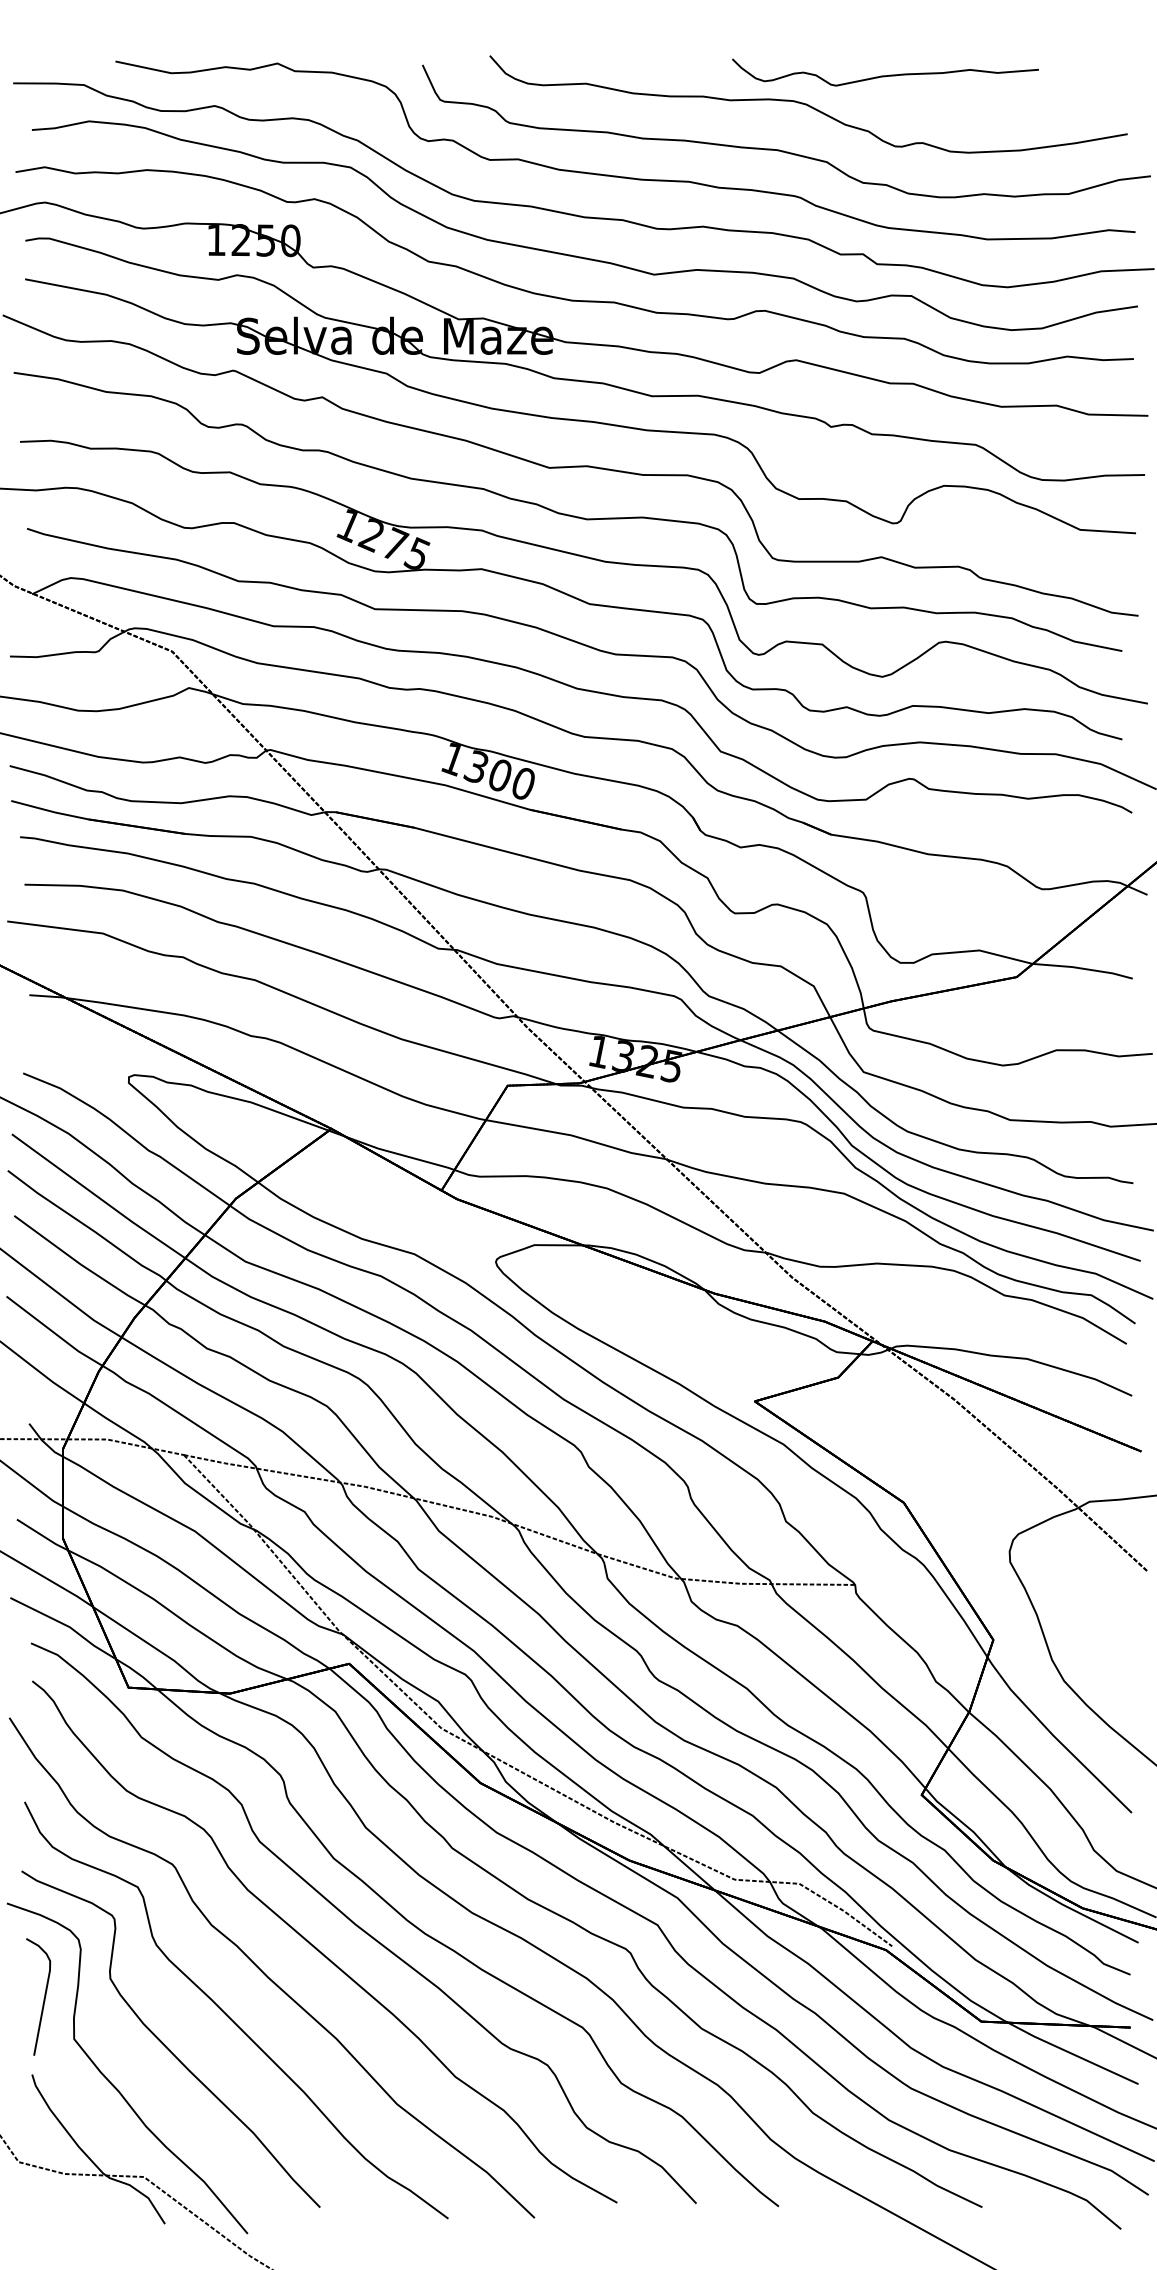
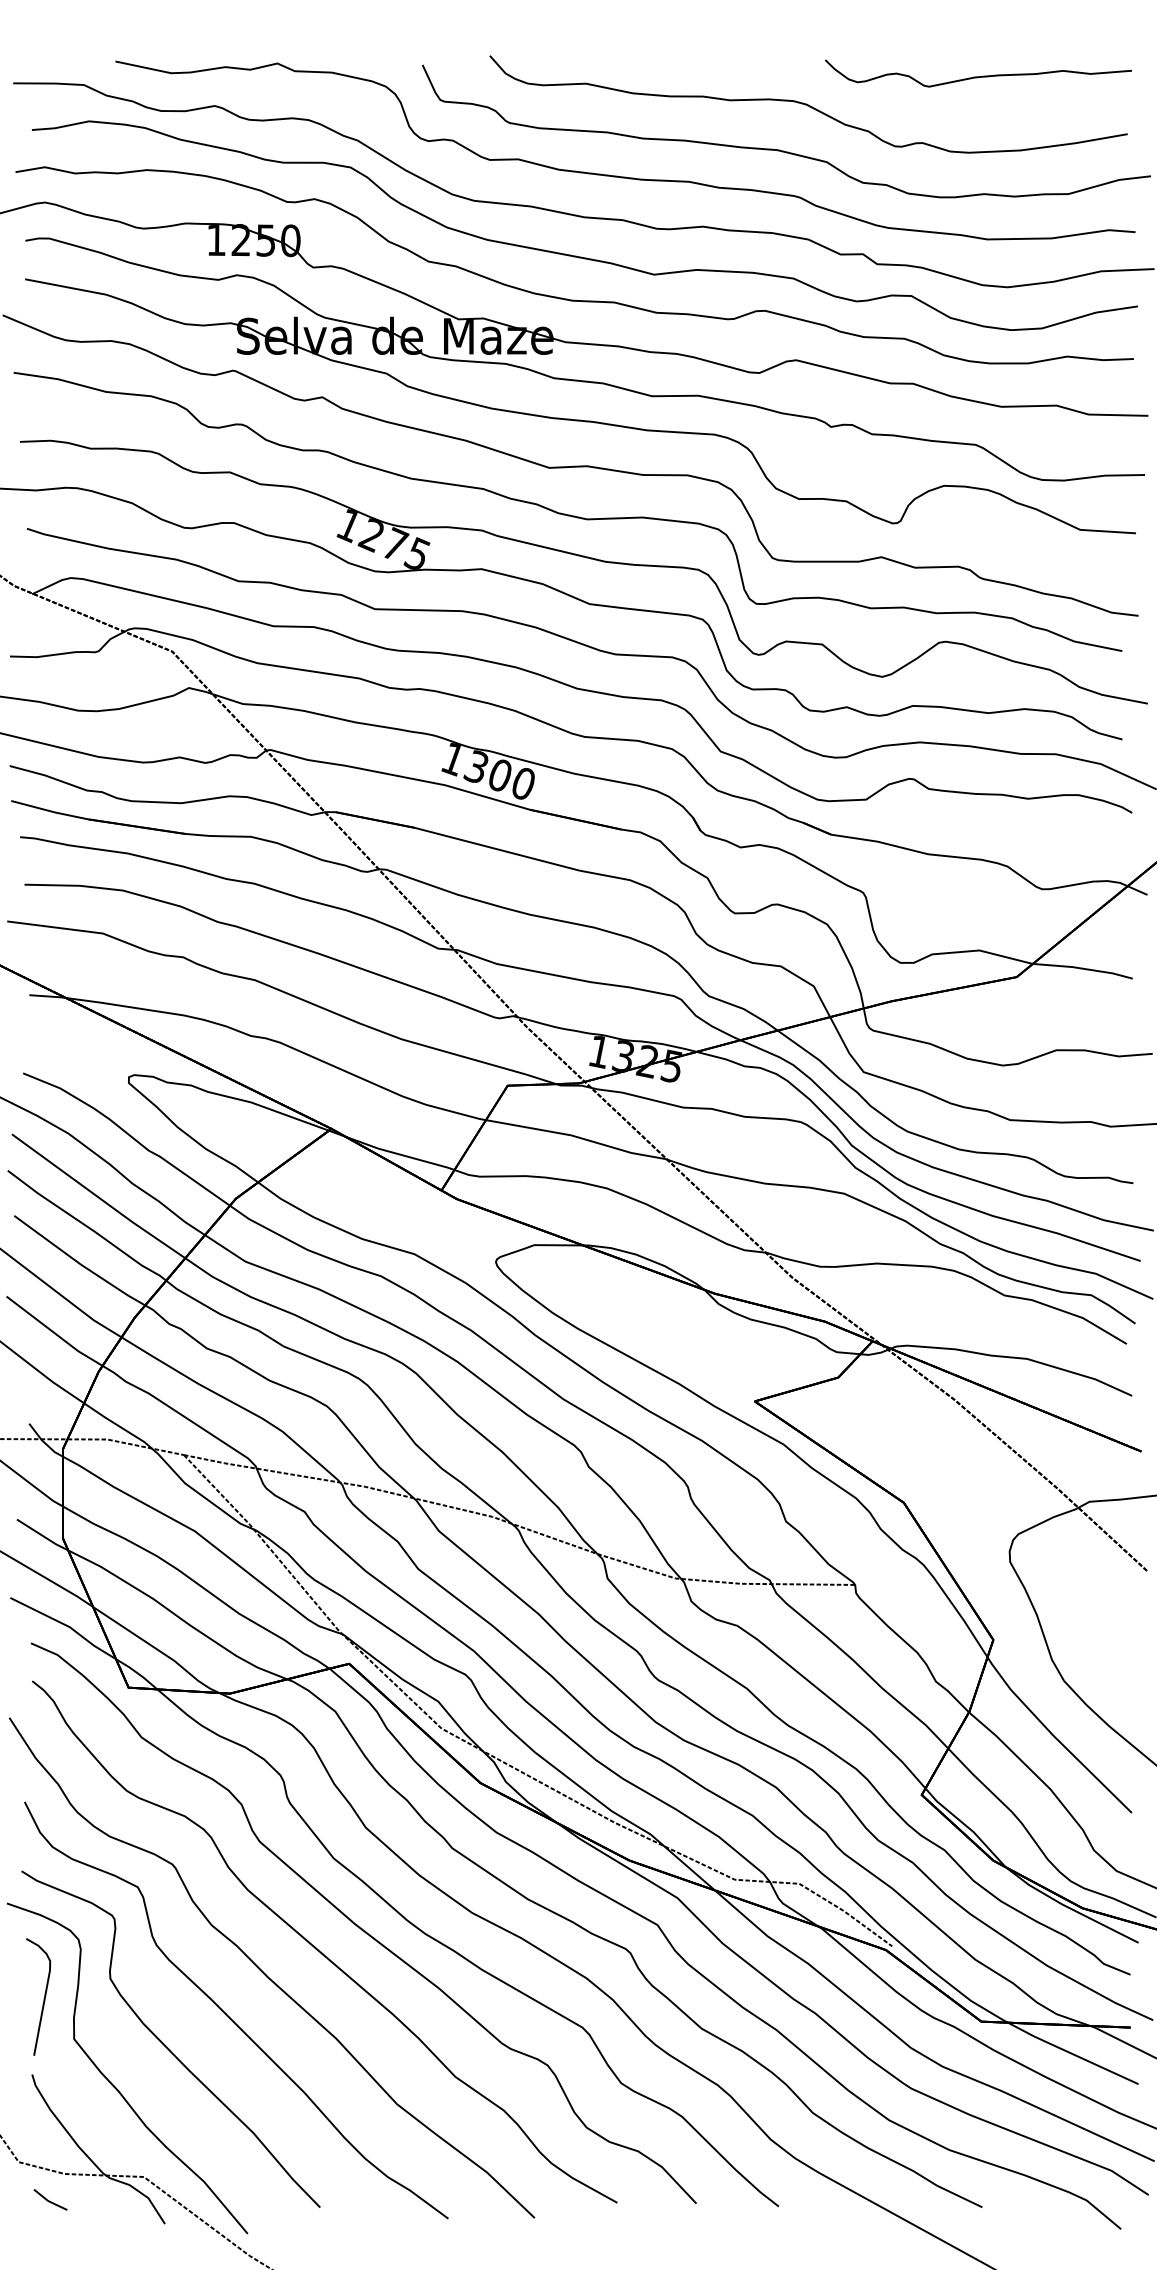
curve position: (885, 75) -> (978, 76) (978, 76)
line: none -> present (49, 2200)
